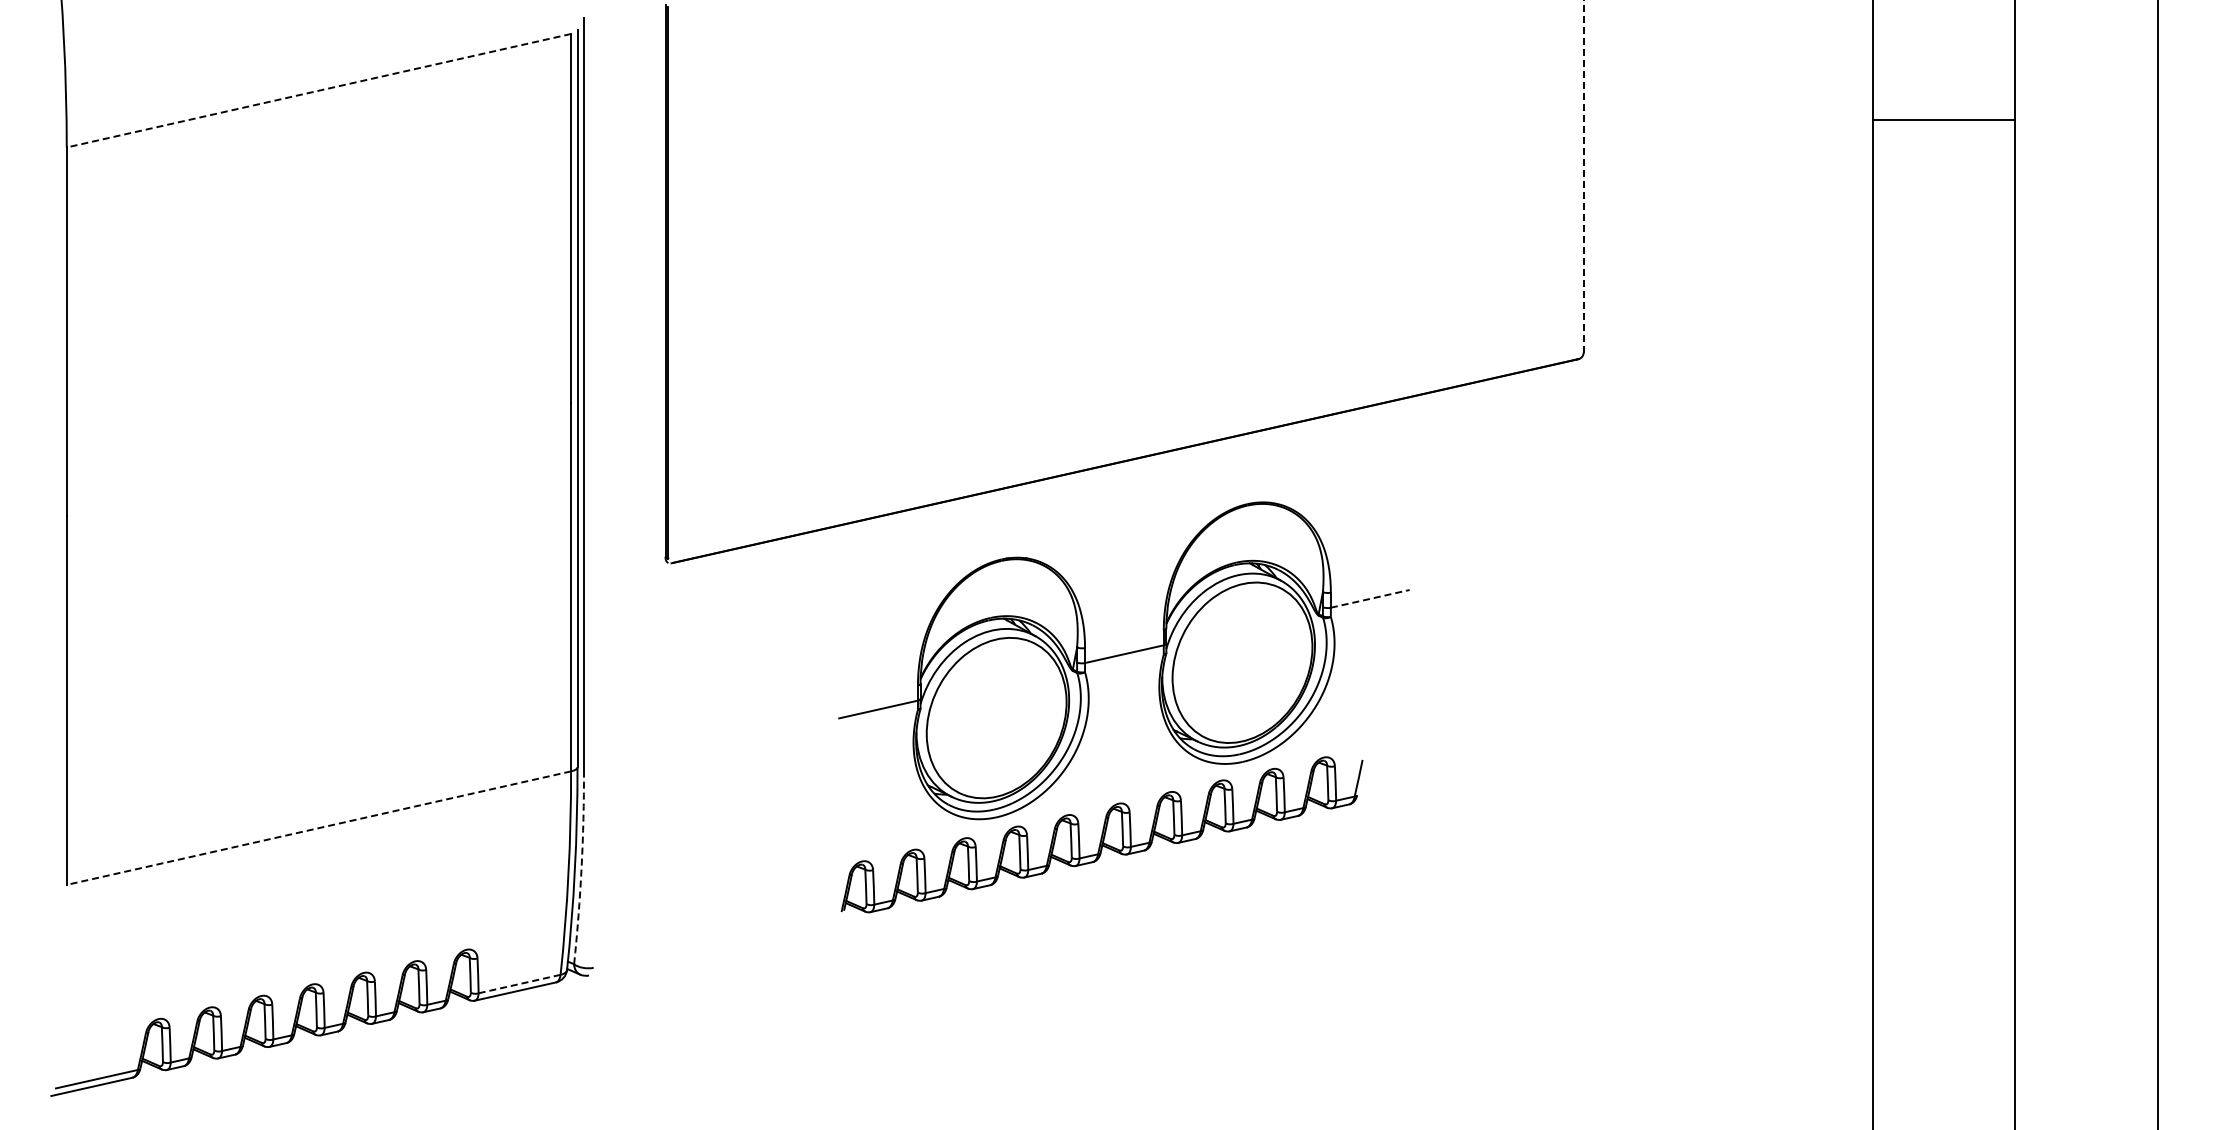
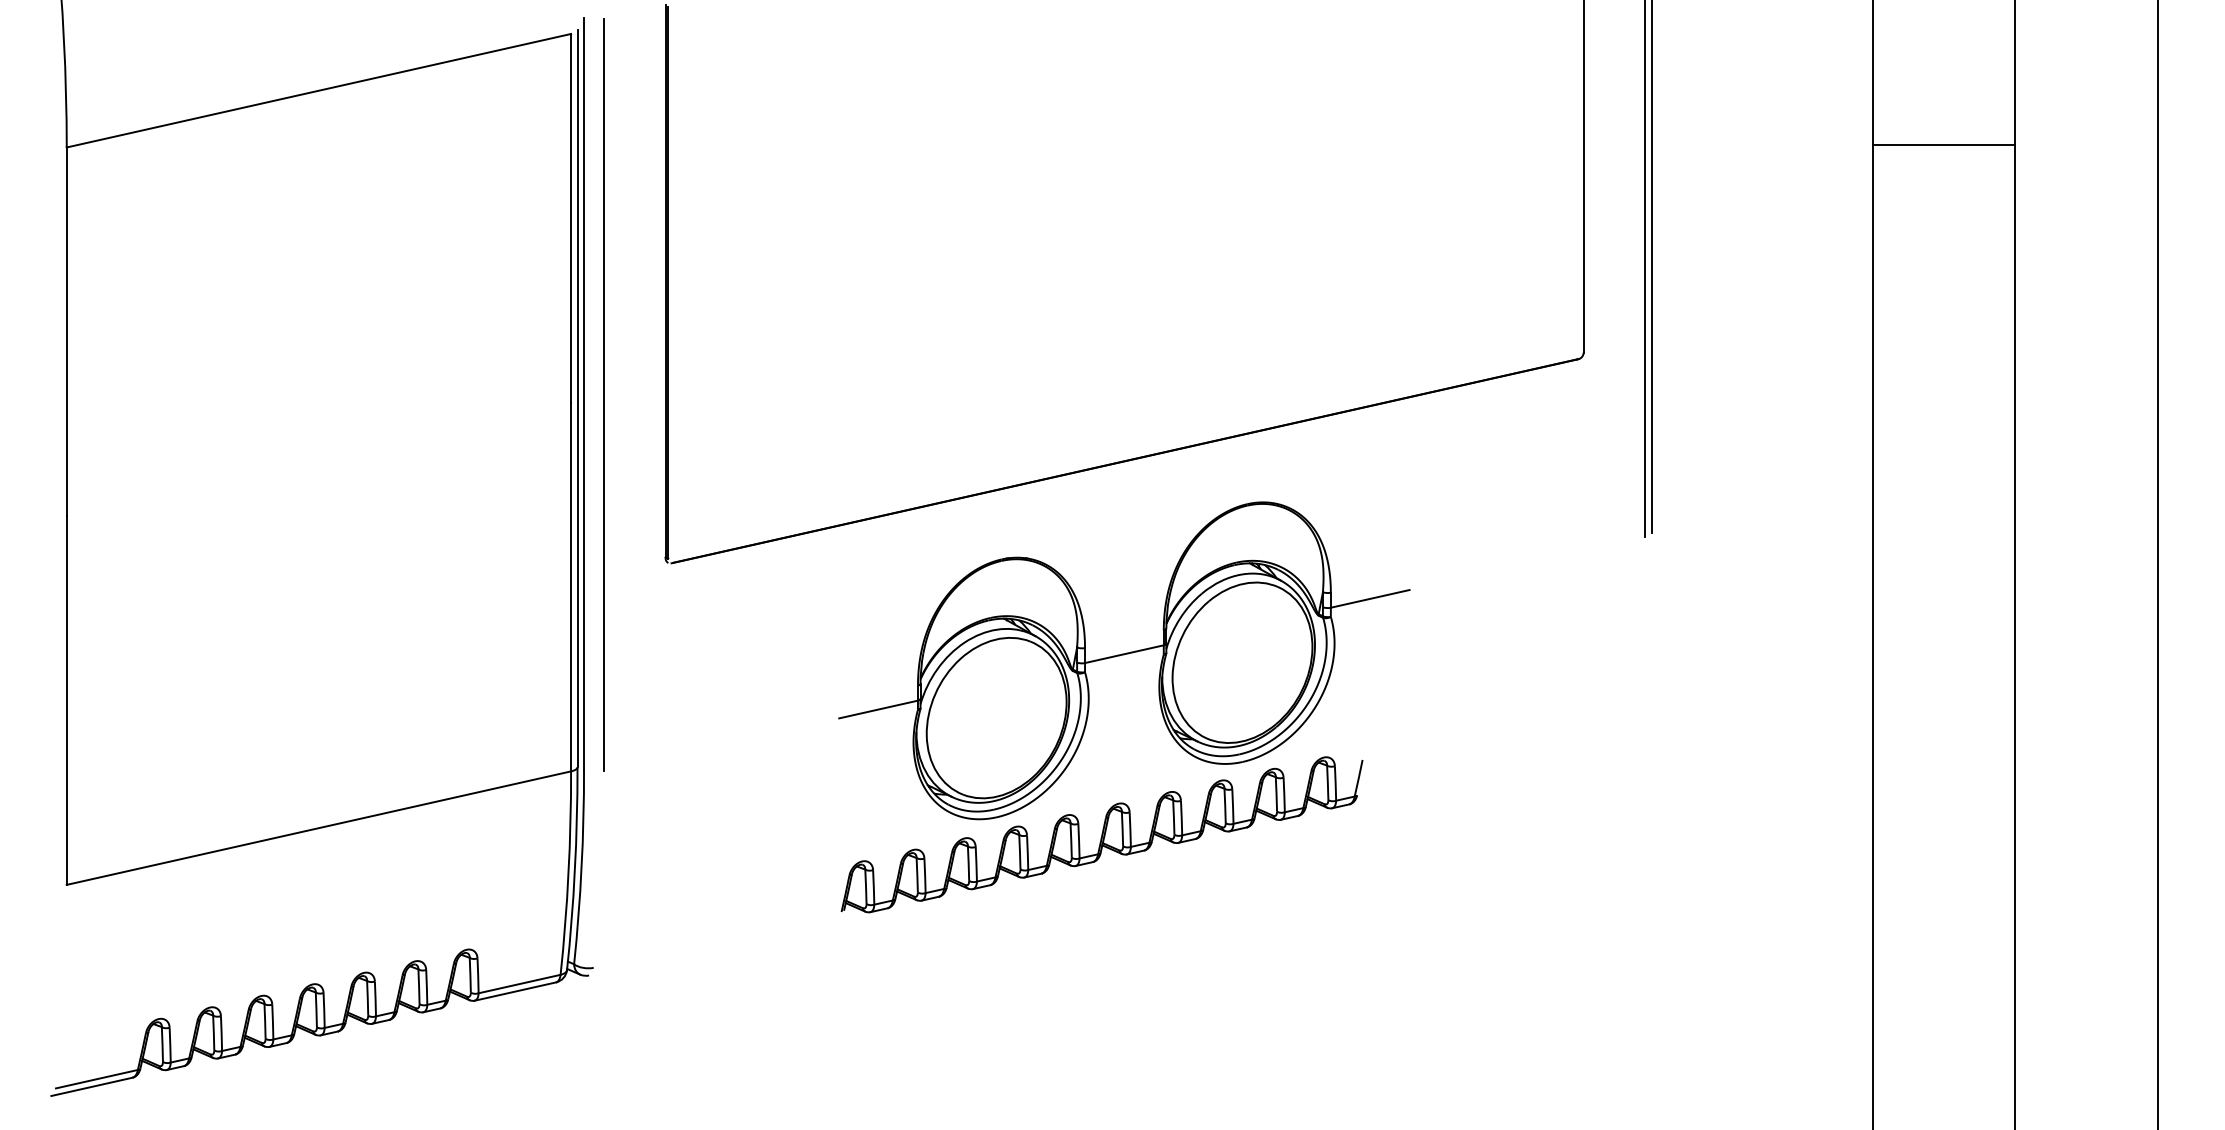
line: dashed -> solid (318, 90)
line position: (1943, 119) -> (1943, 144) (1943, 144)
line: dashed -> solid (1583, 176)
line: none -> present (1651, 267)
line: none -> present (1645, 269)
line: none -> present (603, 395)
line: dashed -> solid (1370, 598)
line: dashed -> solid (318, 828)
arc: dashed -> solid (581, 867)
line: dashed -> solid (519, 984)
